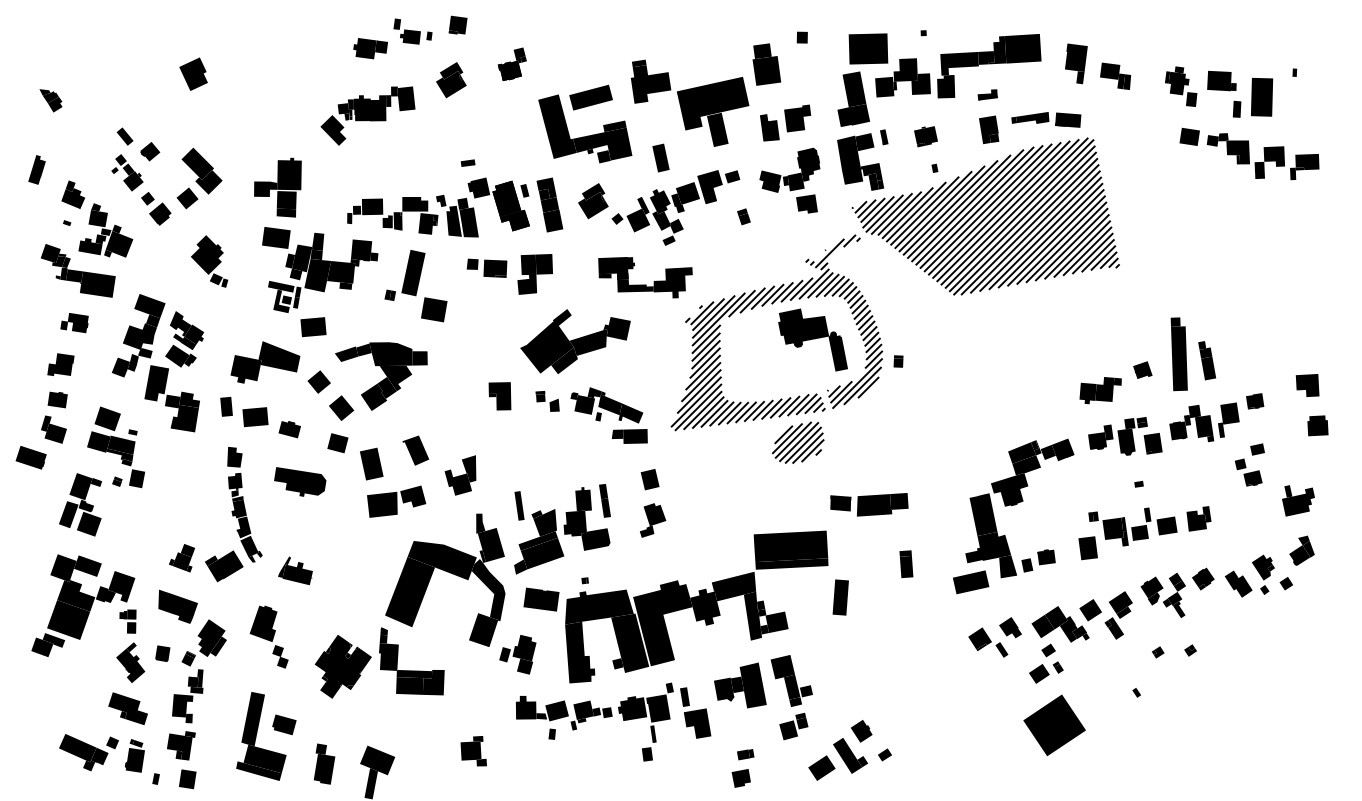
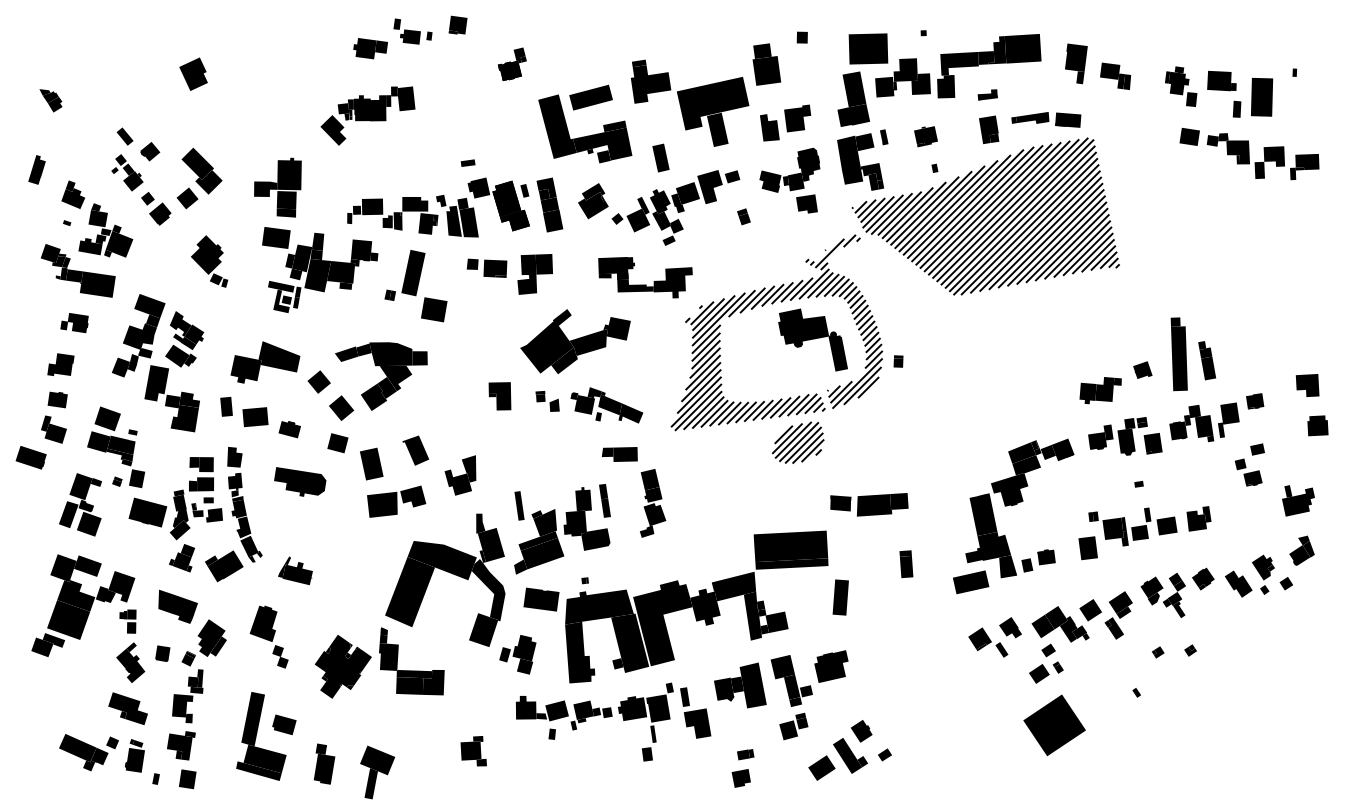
part: present -> none (451, 80)
part: present -> none (313, 327)
part position: (629, 436) -> (619, 454) (619, 454)
fill: none -> present (653, 494)
part: none -> present (175, 498)
fill: none -> present (831, 666)
